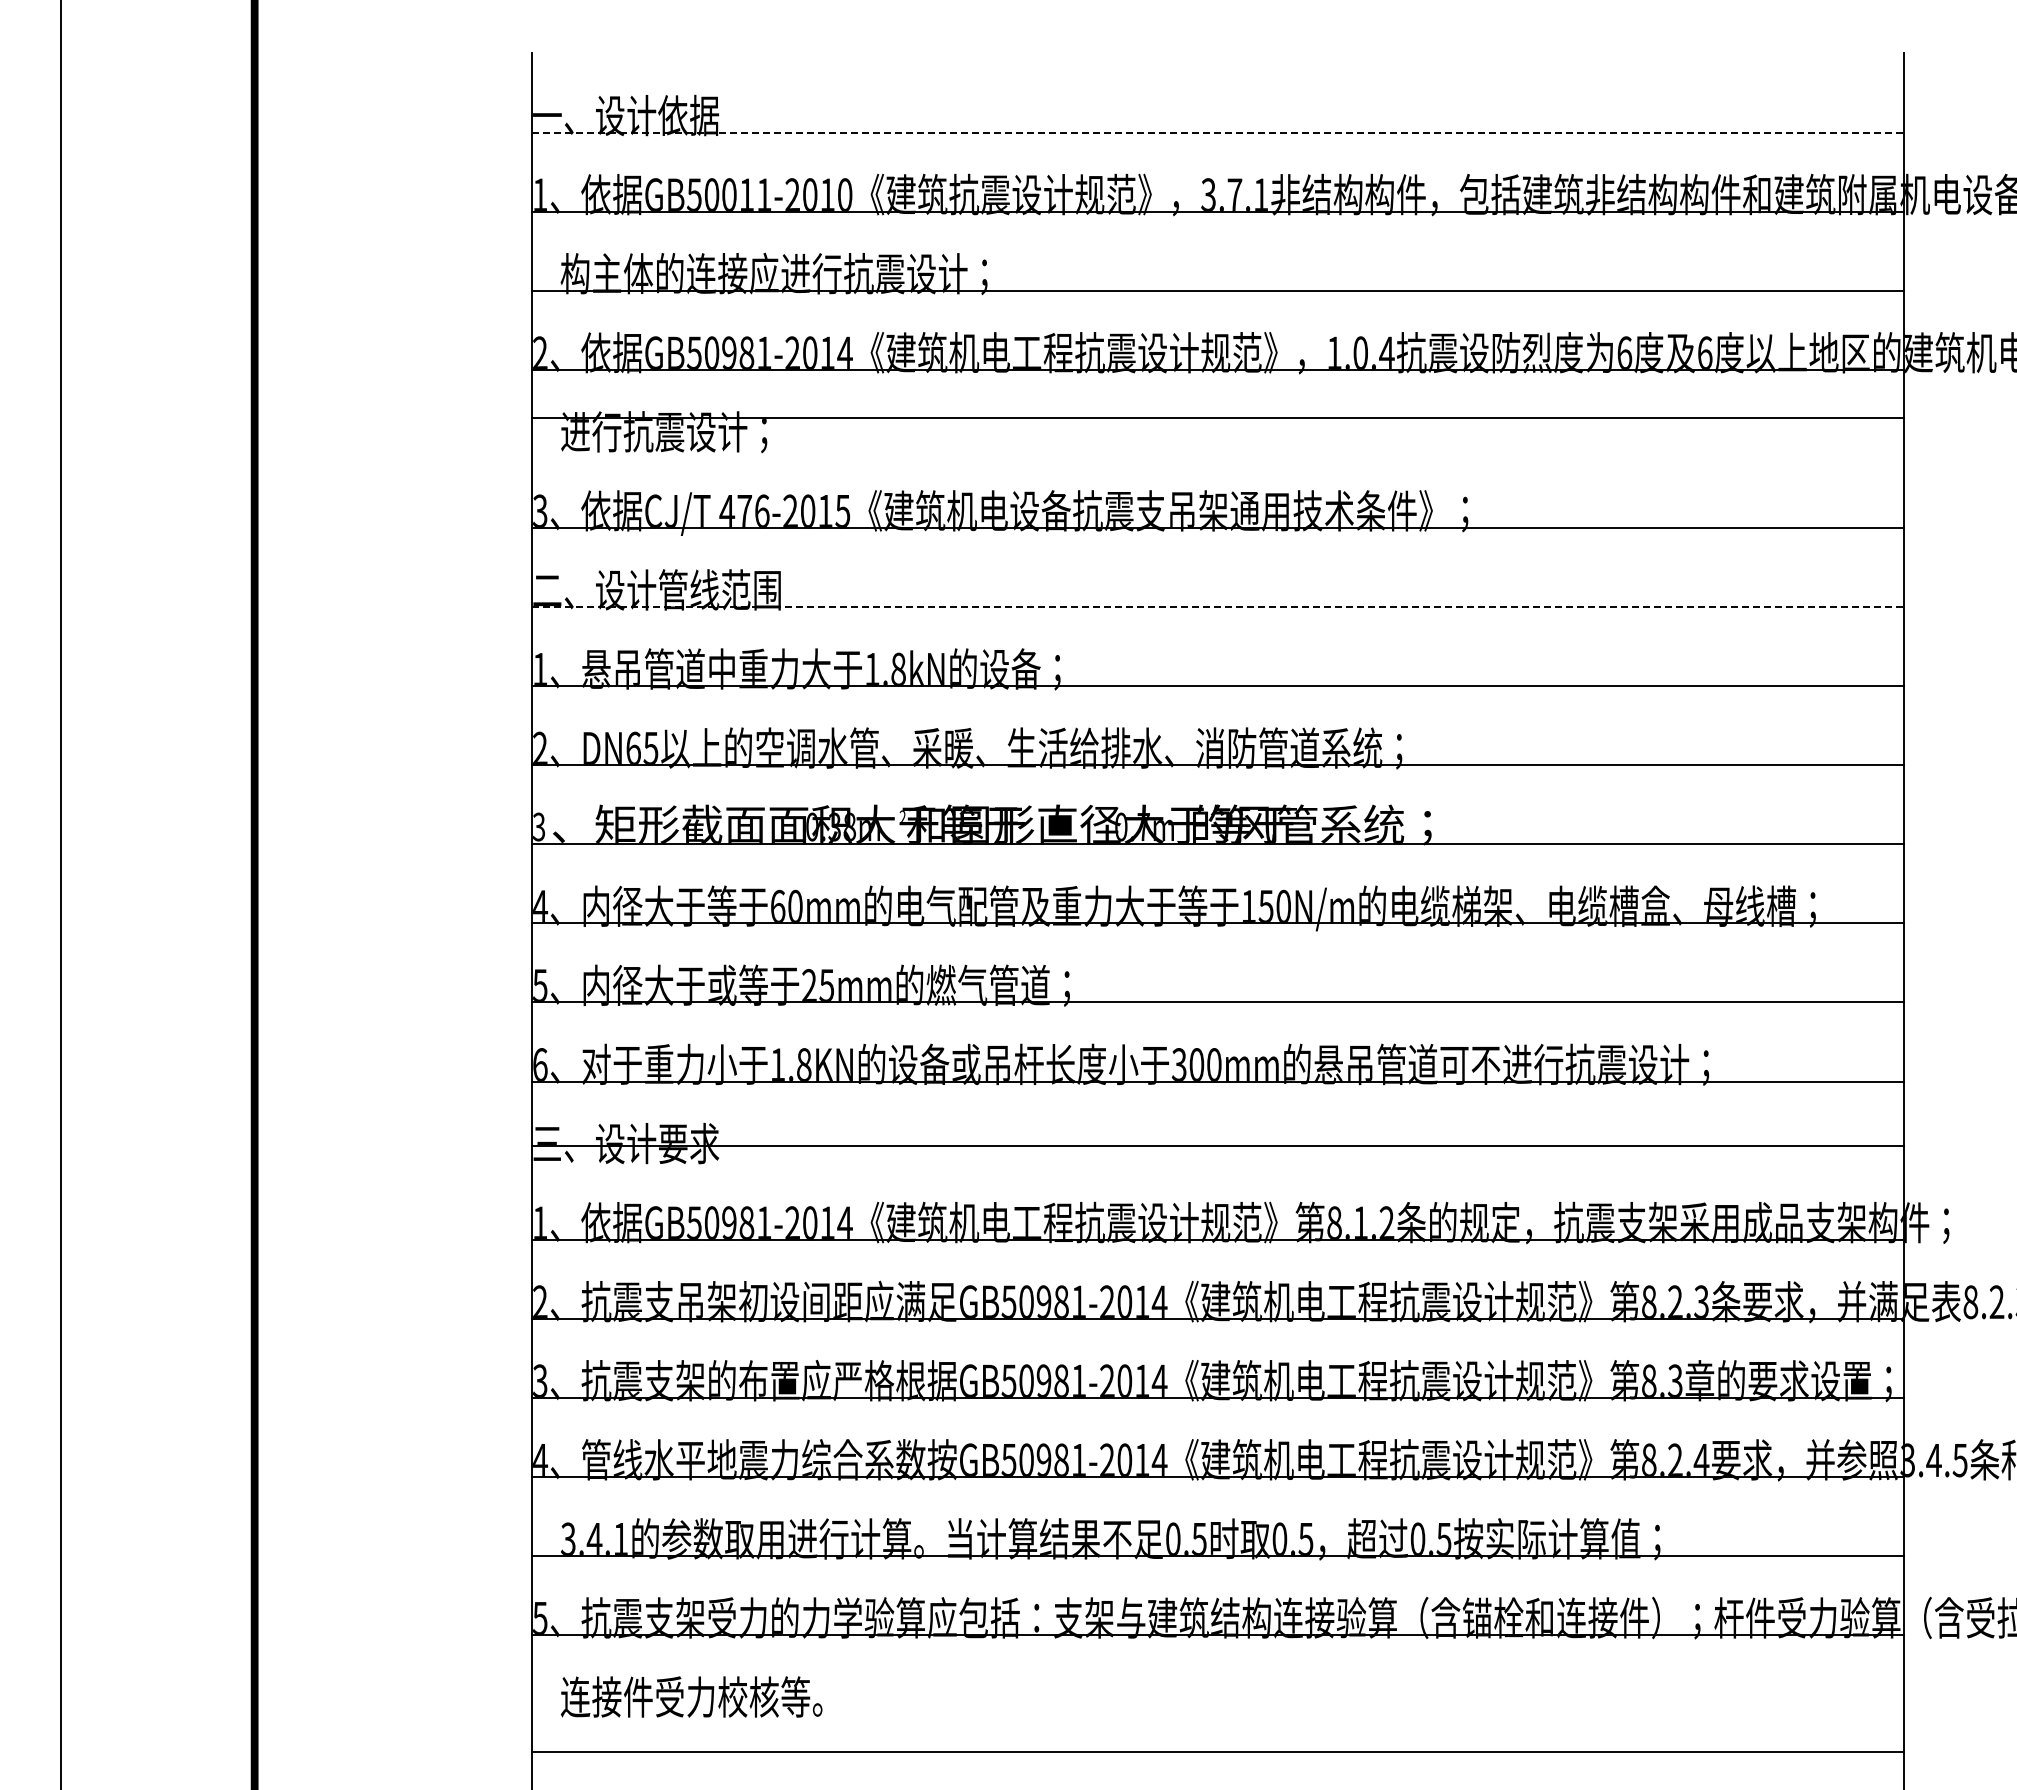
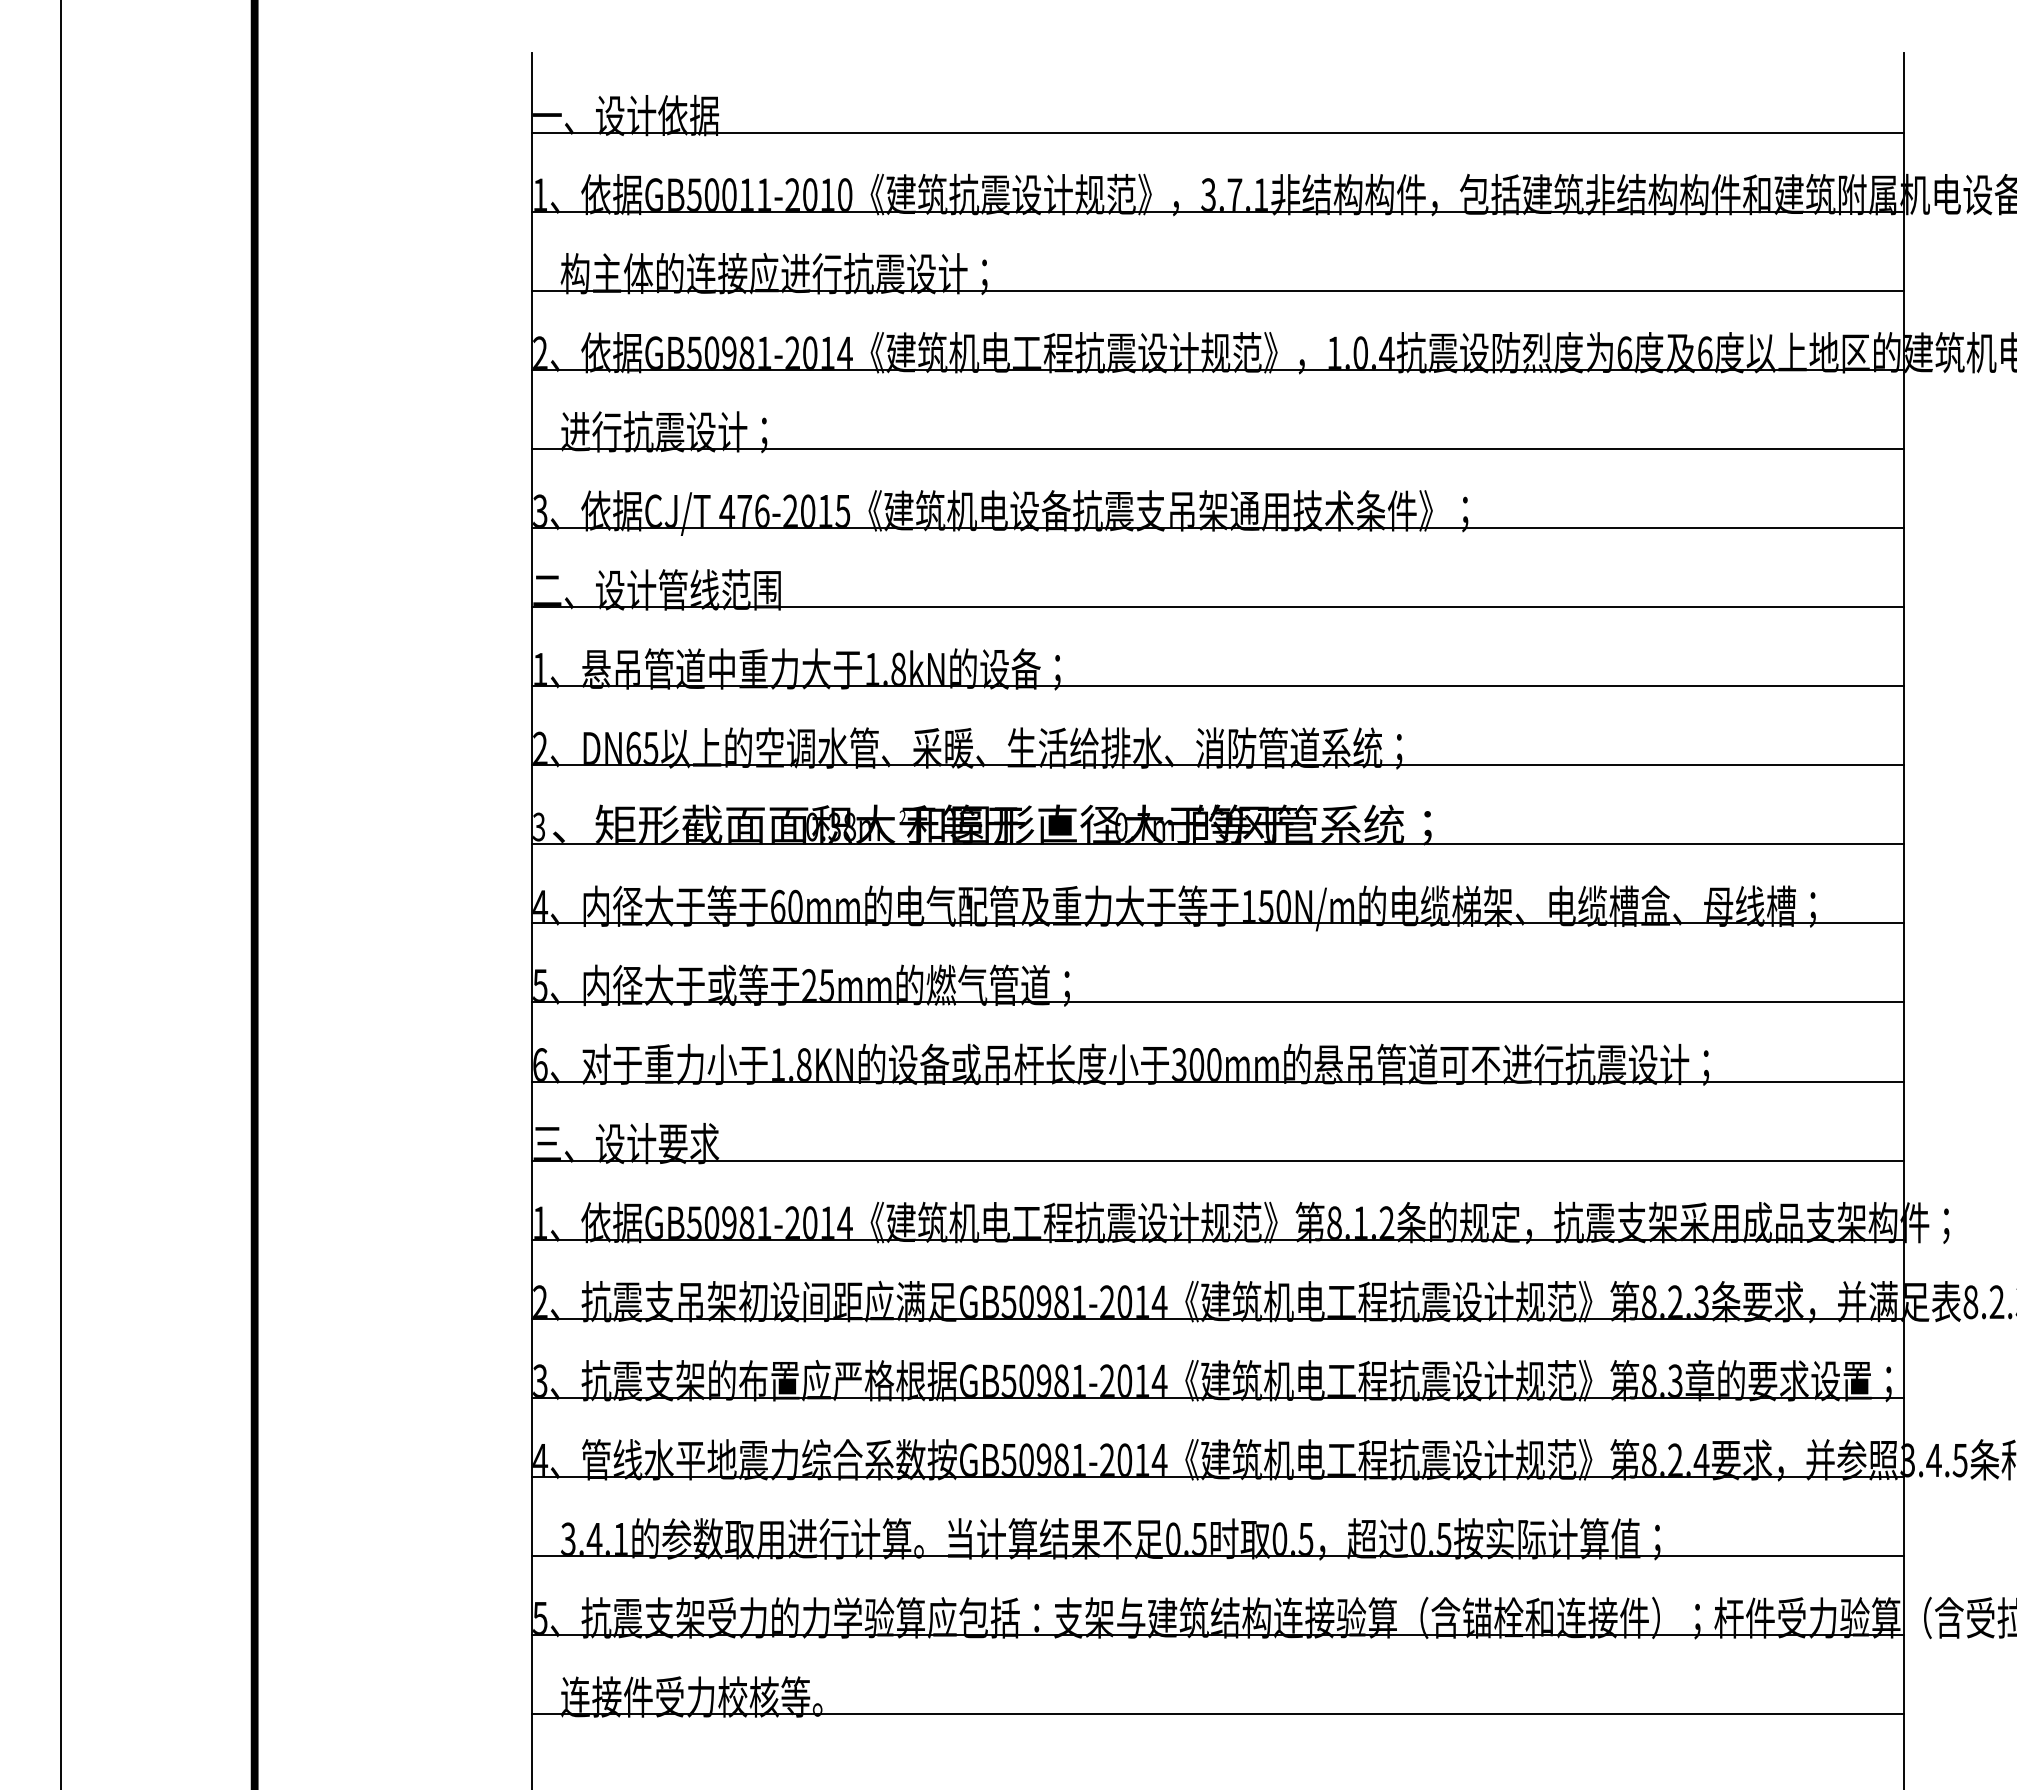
line: dashed -> solid (1218, 132)
line position: (1217, 417) -> (1217, 448) (1217, 448)
line: dashed -> solid (1218, 607)
line position: (1217, 1145) -> (1217, 1160) (1217, 1160)
line position: (1217, 1752) -> (1217, 1714) (1217, 1714)
